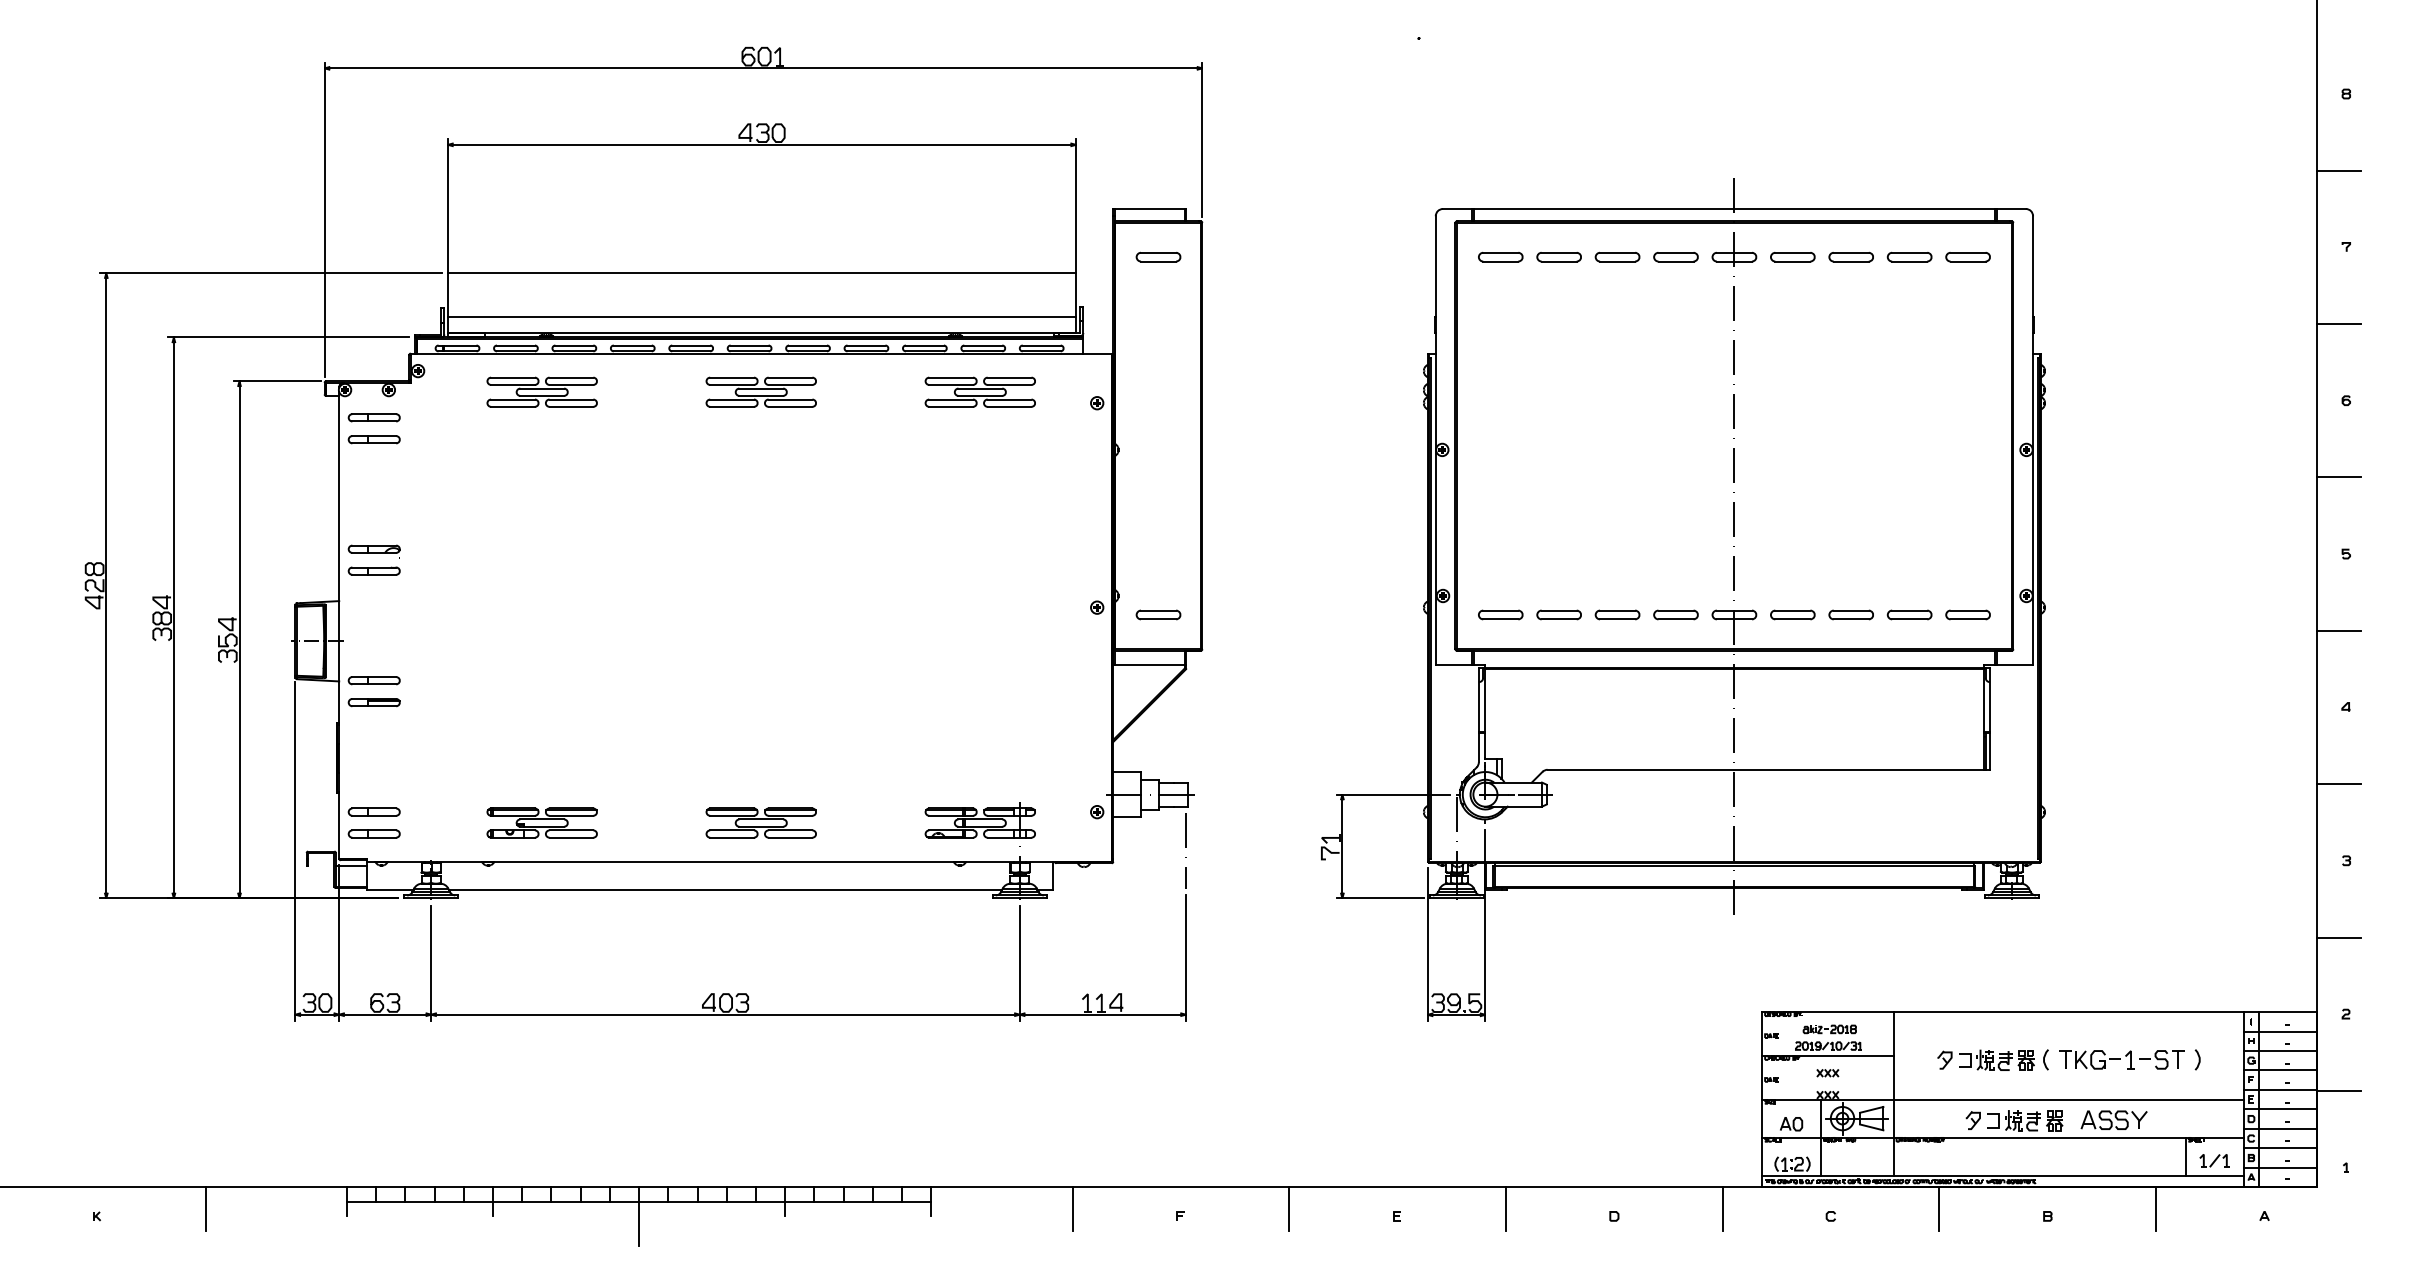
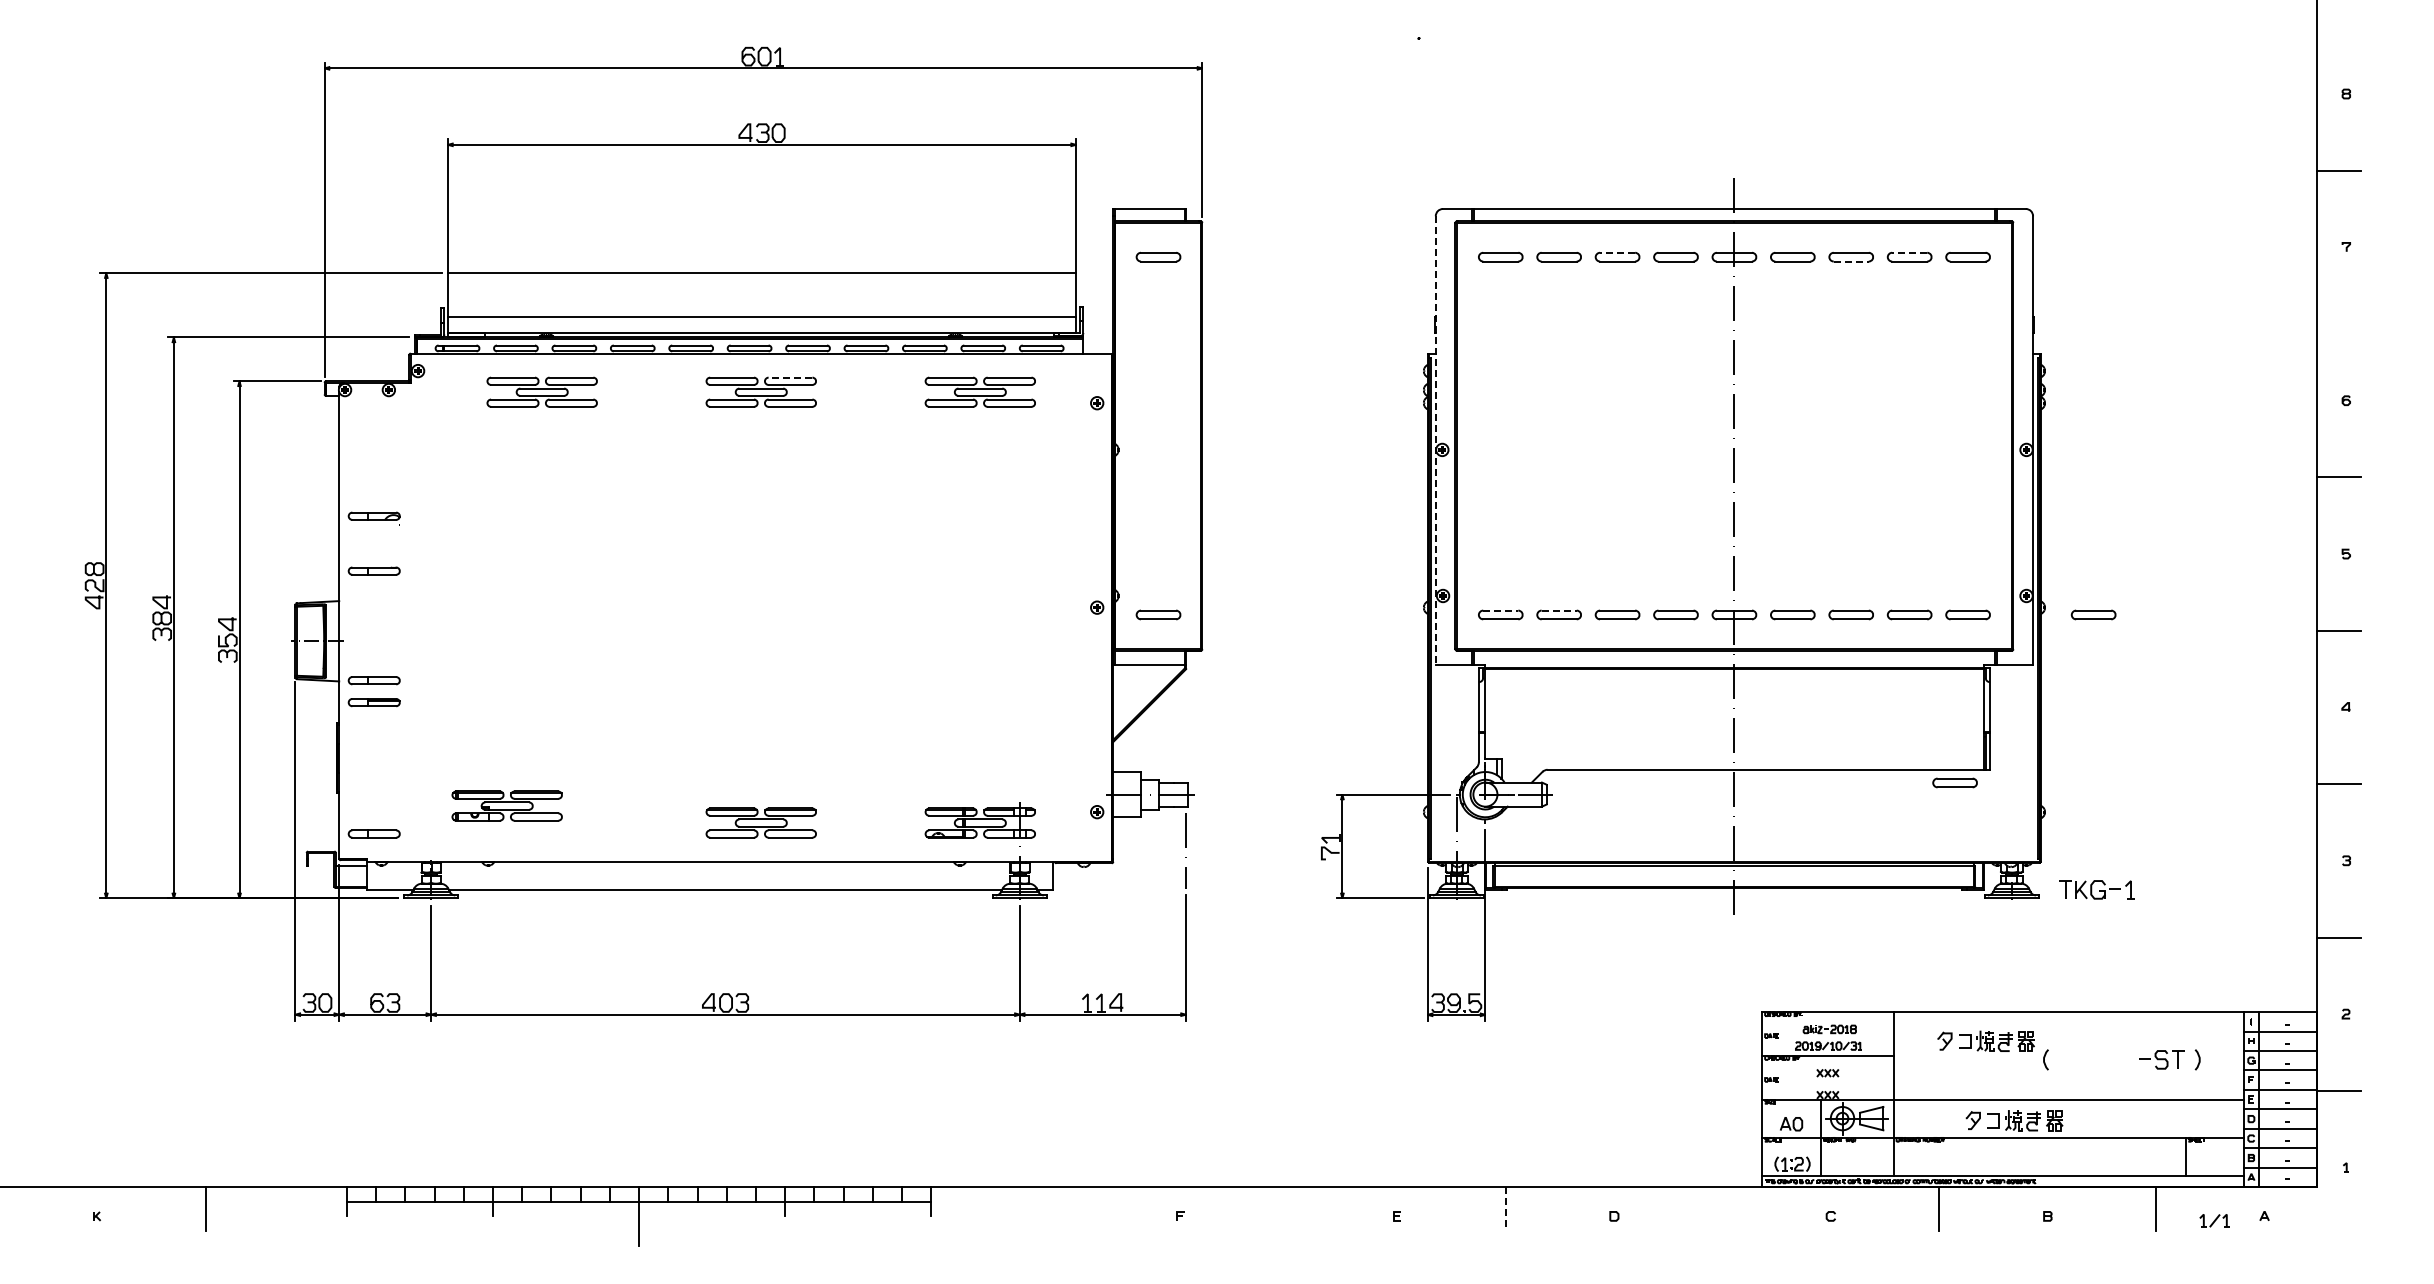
line: solid -> dashed (1617, 252)
line: solid -> dashed (1909, 252)
line: solid -> dashed (1851, 261)
line: present -> none (2338, 324)
line: solid -> dashed (790, 377)
part: present -> none (373, 417)
part: present -> none (373, 439)
line: solid -> dashed (1435, 440)
part position: (373, 551) -> (373, 518) (373, 518)
line: solid -> dashed (1500, 610)
line: solid -> dashed (1559, 610)
part: none -> present (2093, 614)
part: none -> present (1954, 782)
part: present -> none (373, 811)
part position: (541, 822) -> (506, 805) (506, 805)
part position: (1985, 1059) -> (1985, 1040) (1985, 1040)
part position: (2096, 1059) -> (2096, 889) (2096, 889)
part: present -> none (2113, 1119)
part position: (2214, 1160) -> (2214, 1220) (2214, 1220)
line: present -> none (1072, 1209)
line: present -> none (1289, 1209)
line: solid -> dashed (1506, 1209)
line: present -> none (1722, 1209)
